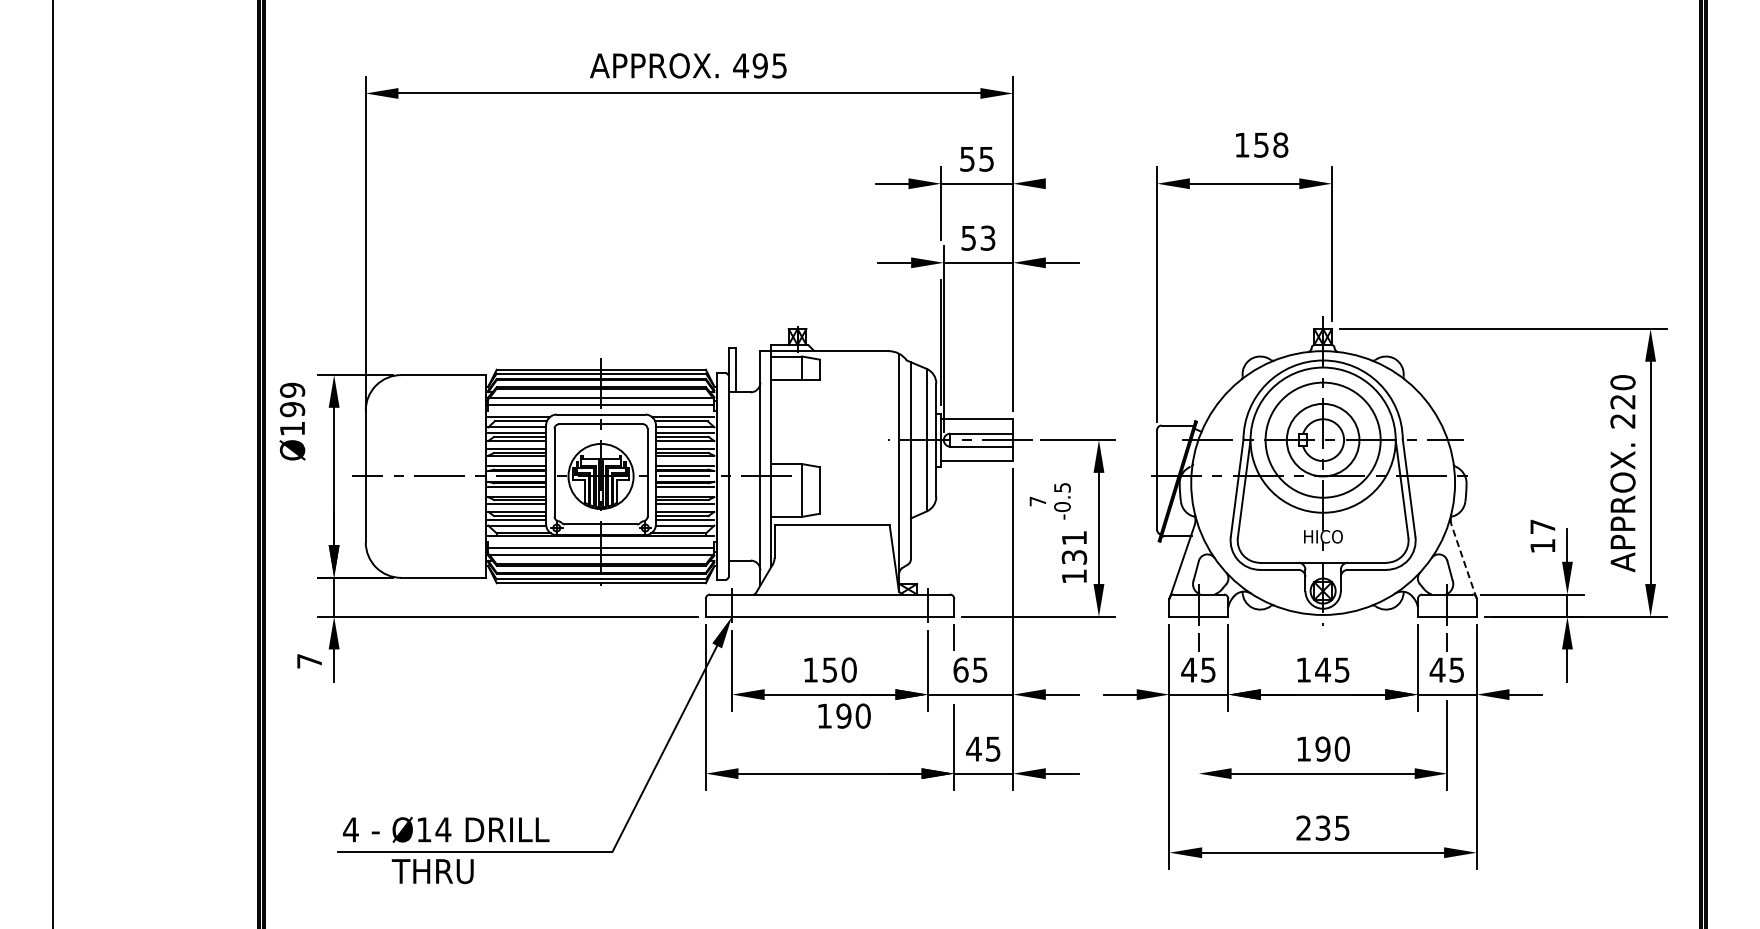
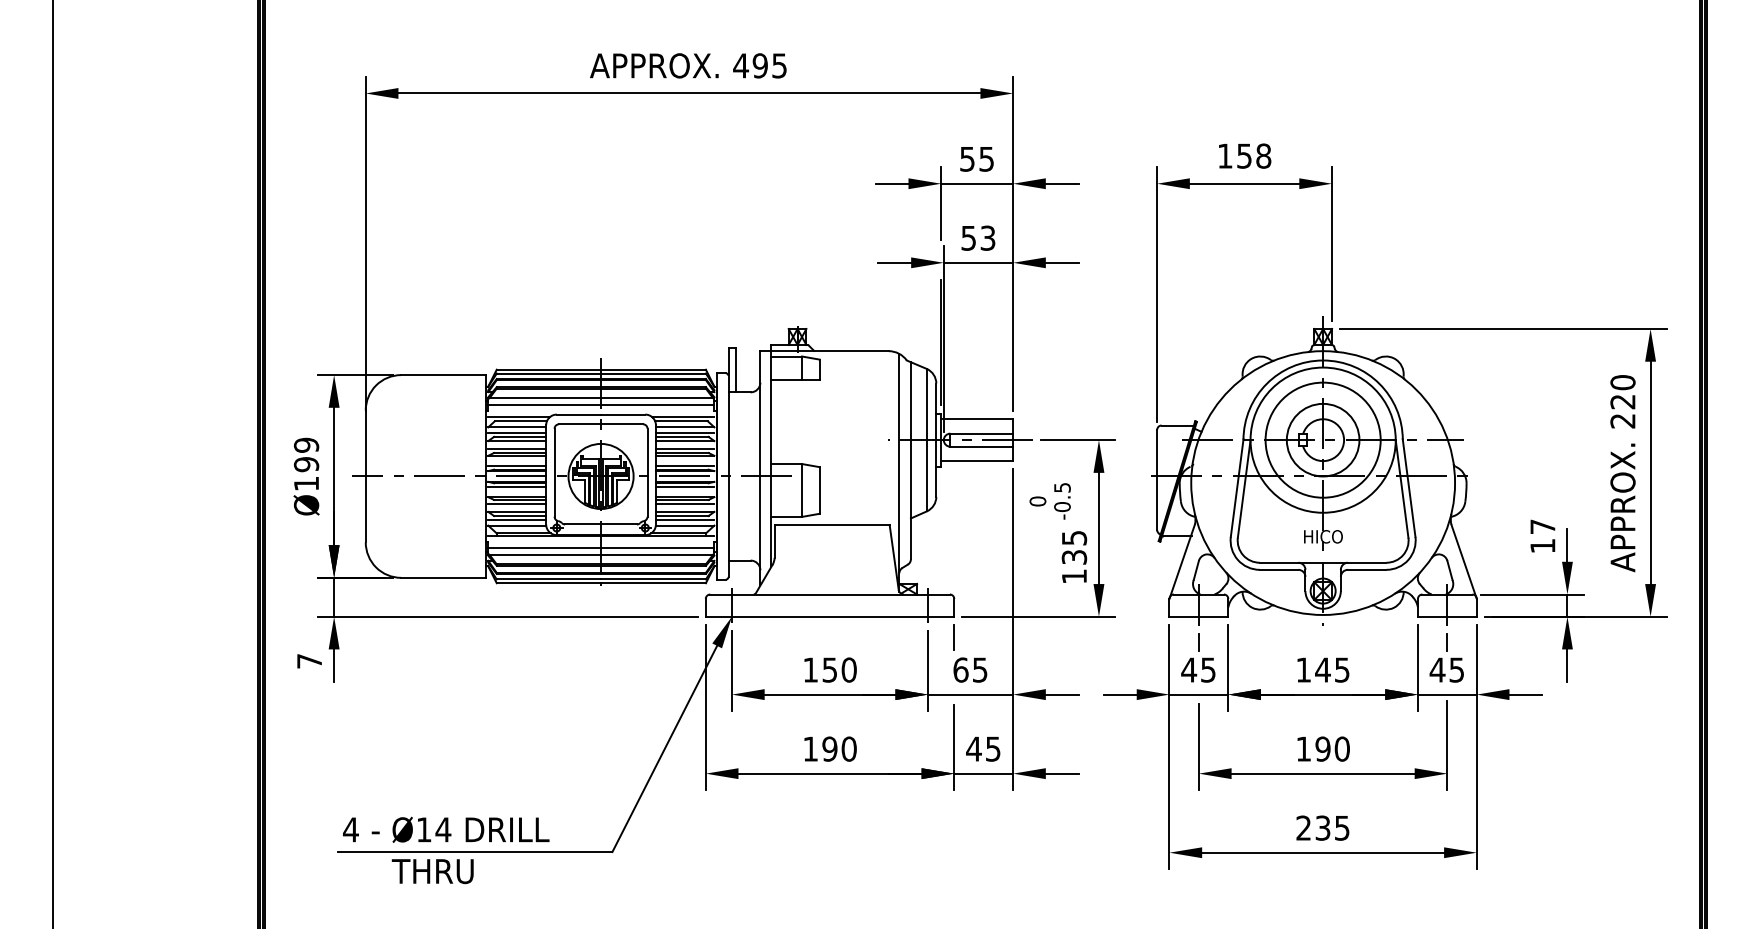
text position: (1262, 144) -> (1245, 155) (1245, 155)
line: none -> present (1061, 183)
text position: (292, 421) -> (306, 476) (306, 476)
text: 7 -> 0 (1037, 501)
text: 131 -> 135 (1074, 538)
line: dashed -> solid (1464, 561)
text position: (844, 715) -> (830, 748) (830, 748)
line: none -> present (1198, 747)
